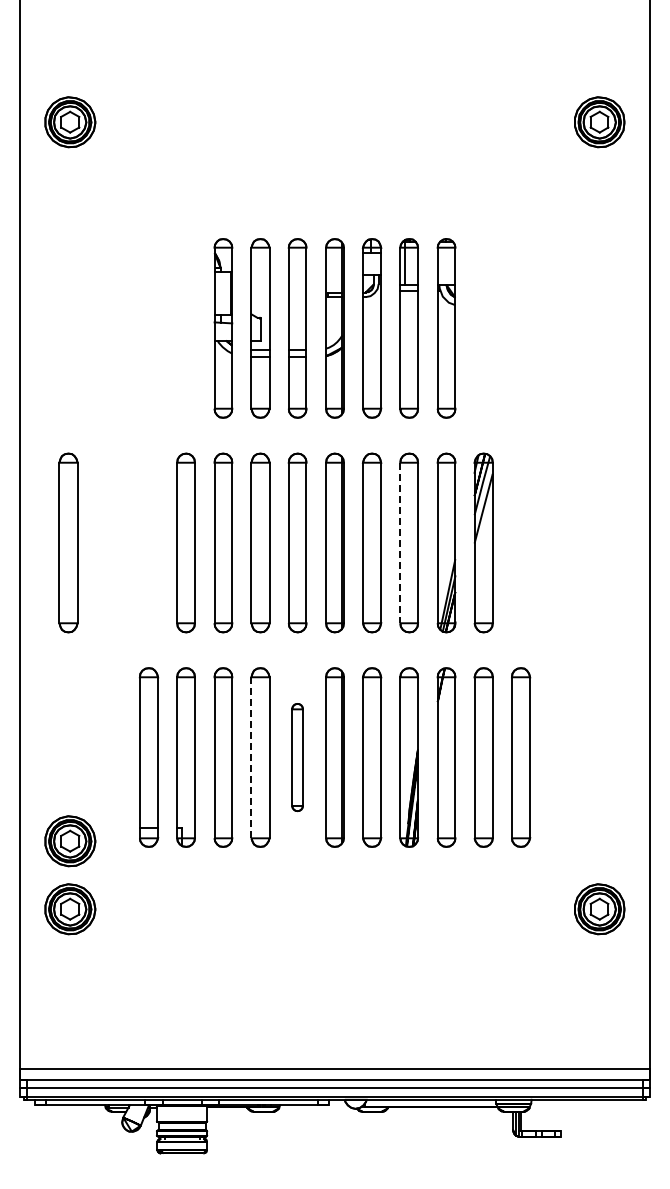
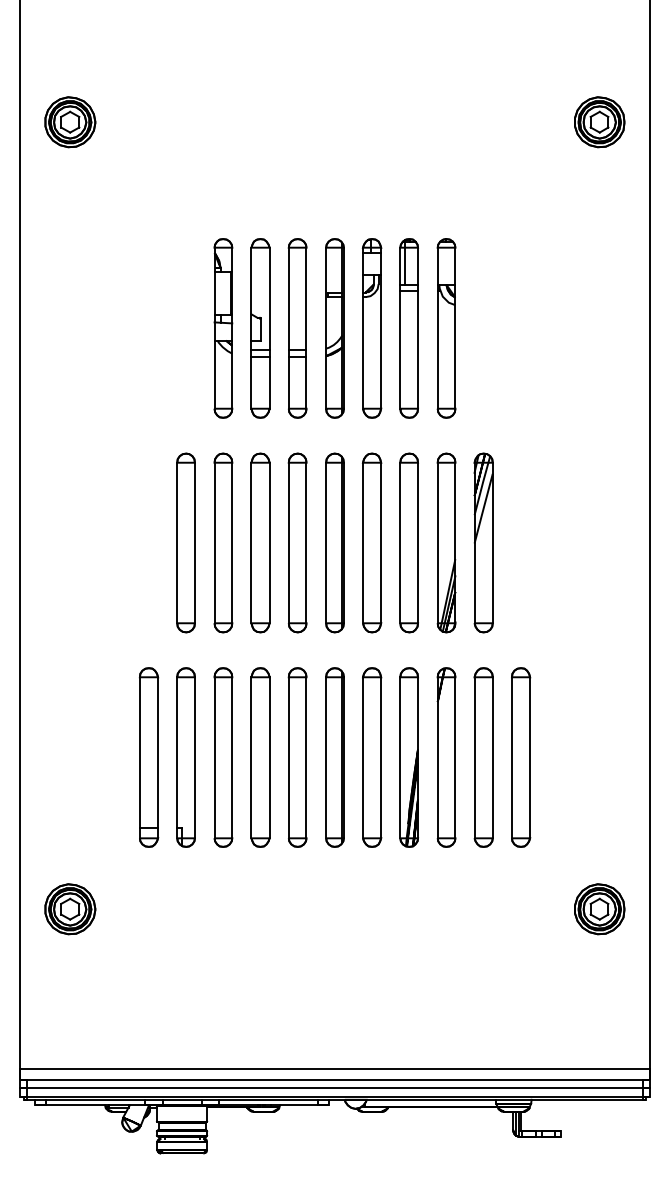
part: present -> none (68, 542)
line: dashed -> solid (400, 543)
line: dashed -> solid (251, 757)
part size: 13x110 px -> 21x181 px (297, 757)
part: present -> none (70, 841)
